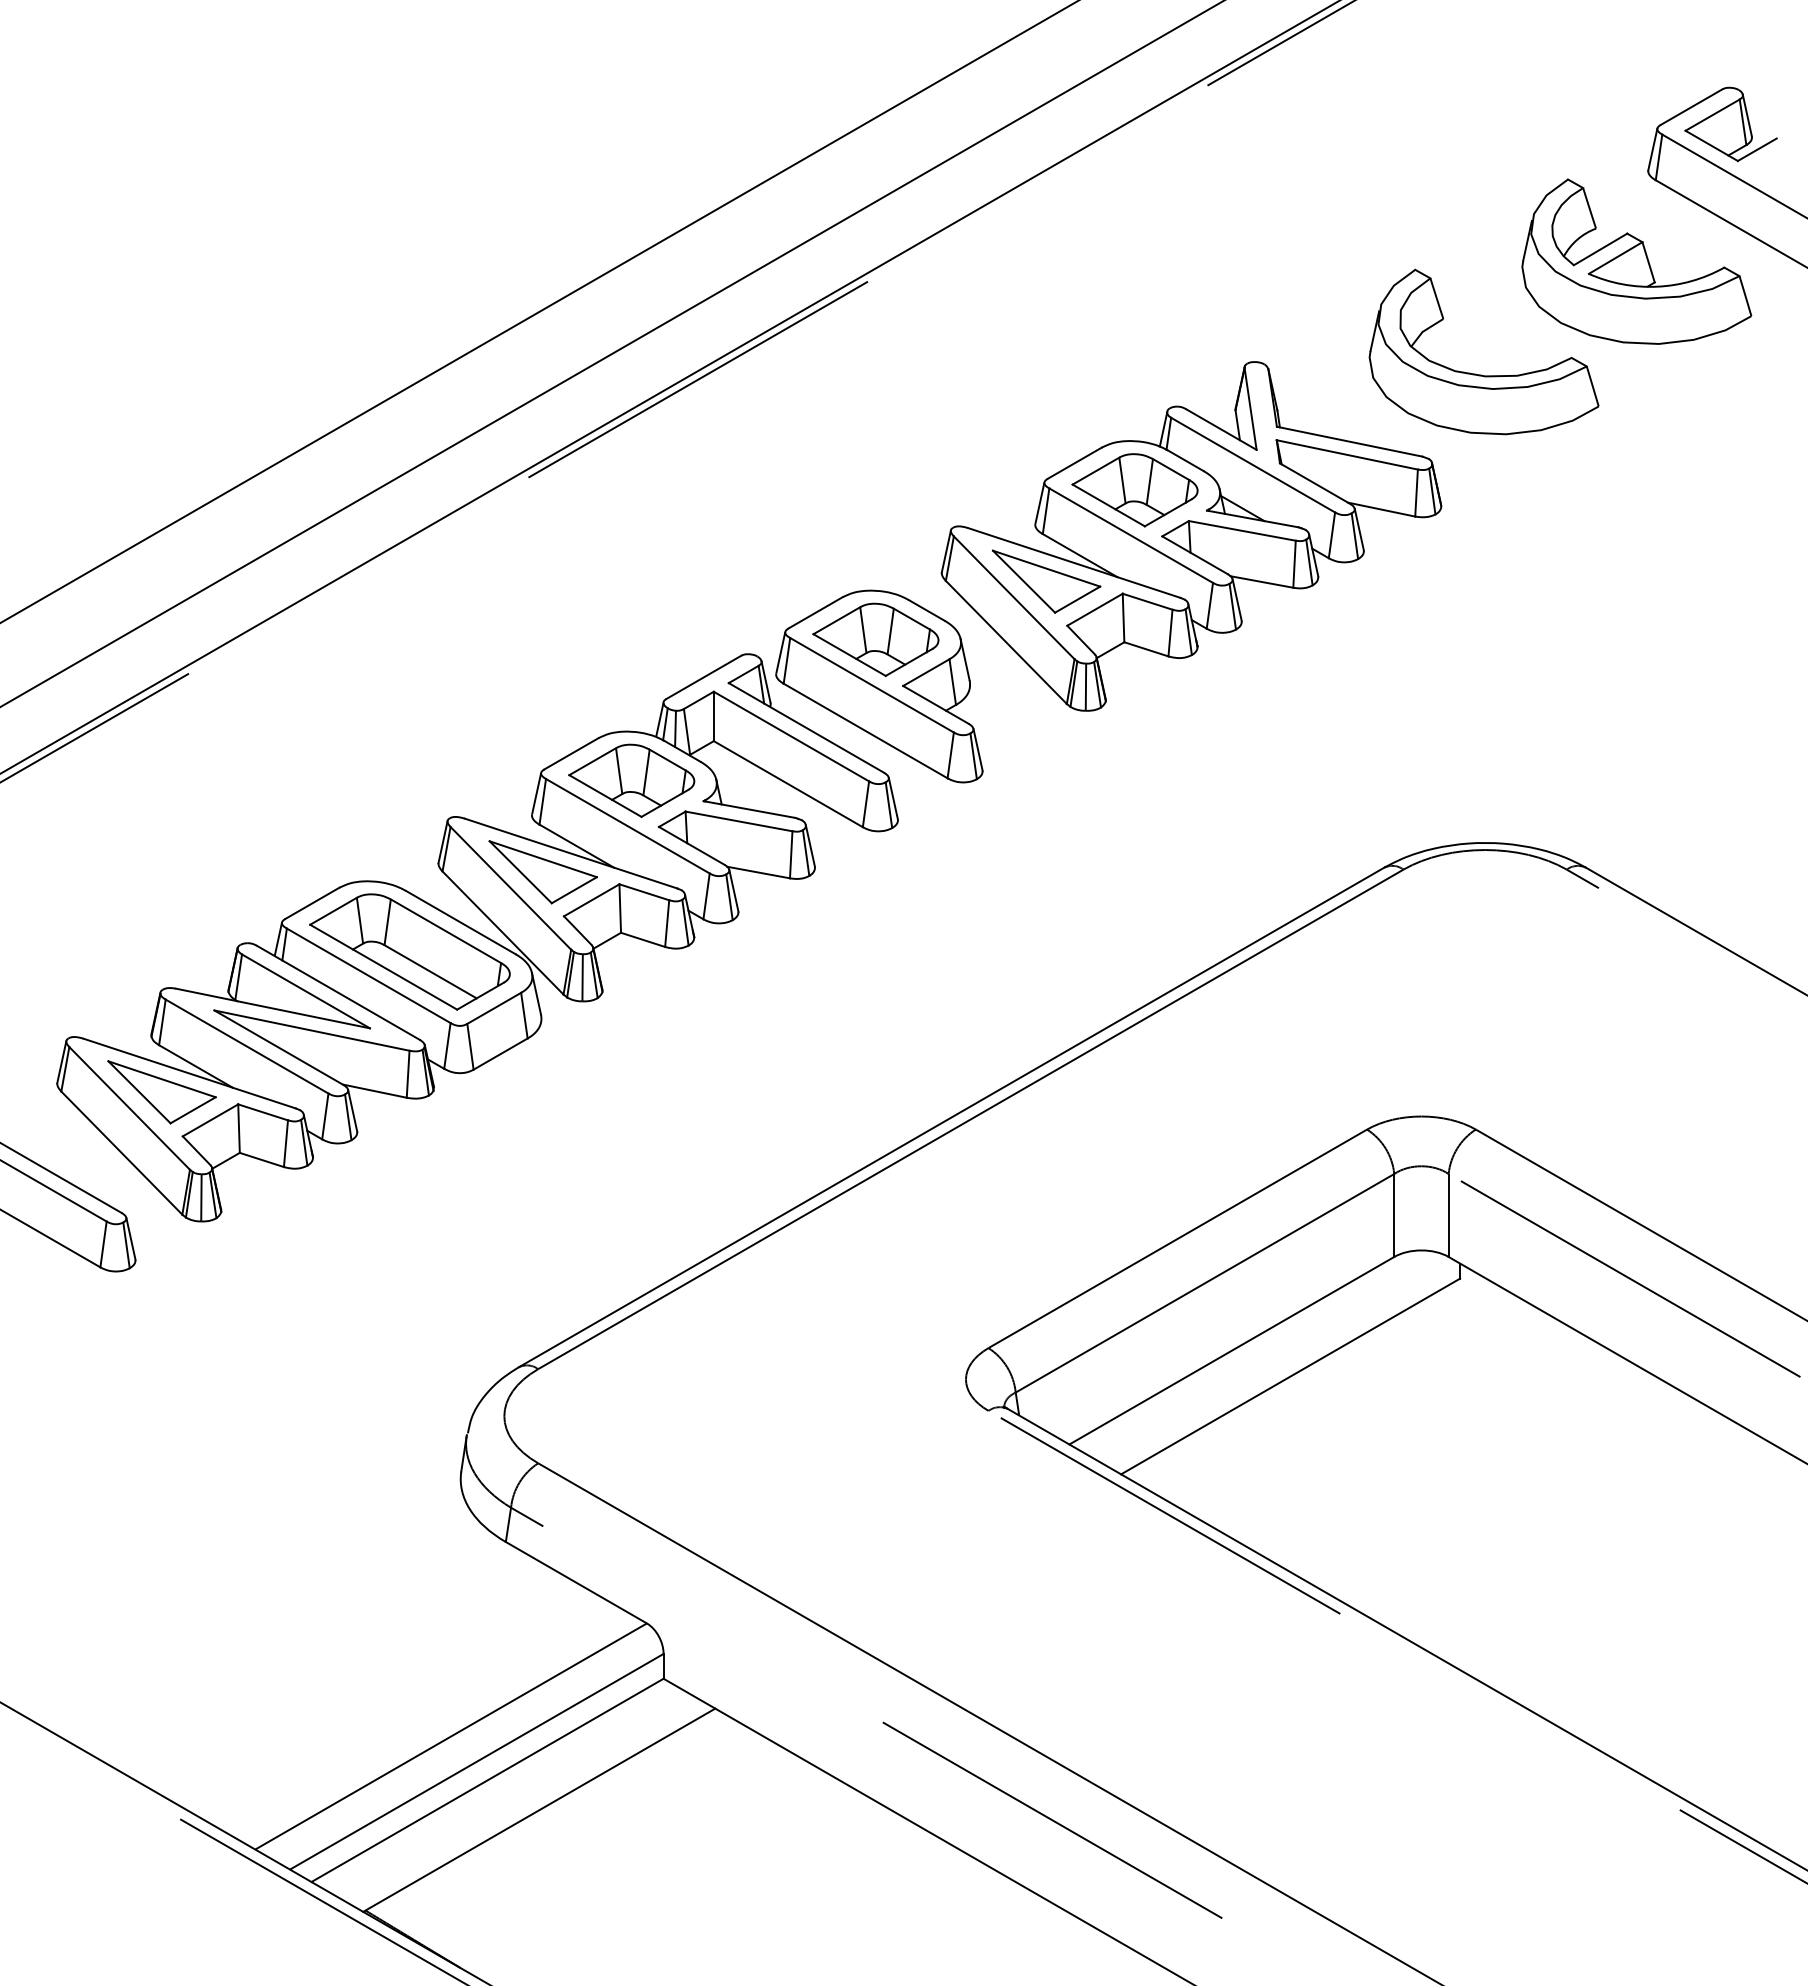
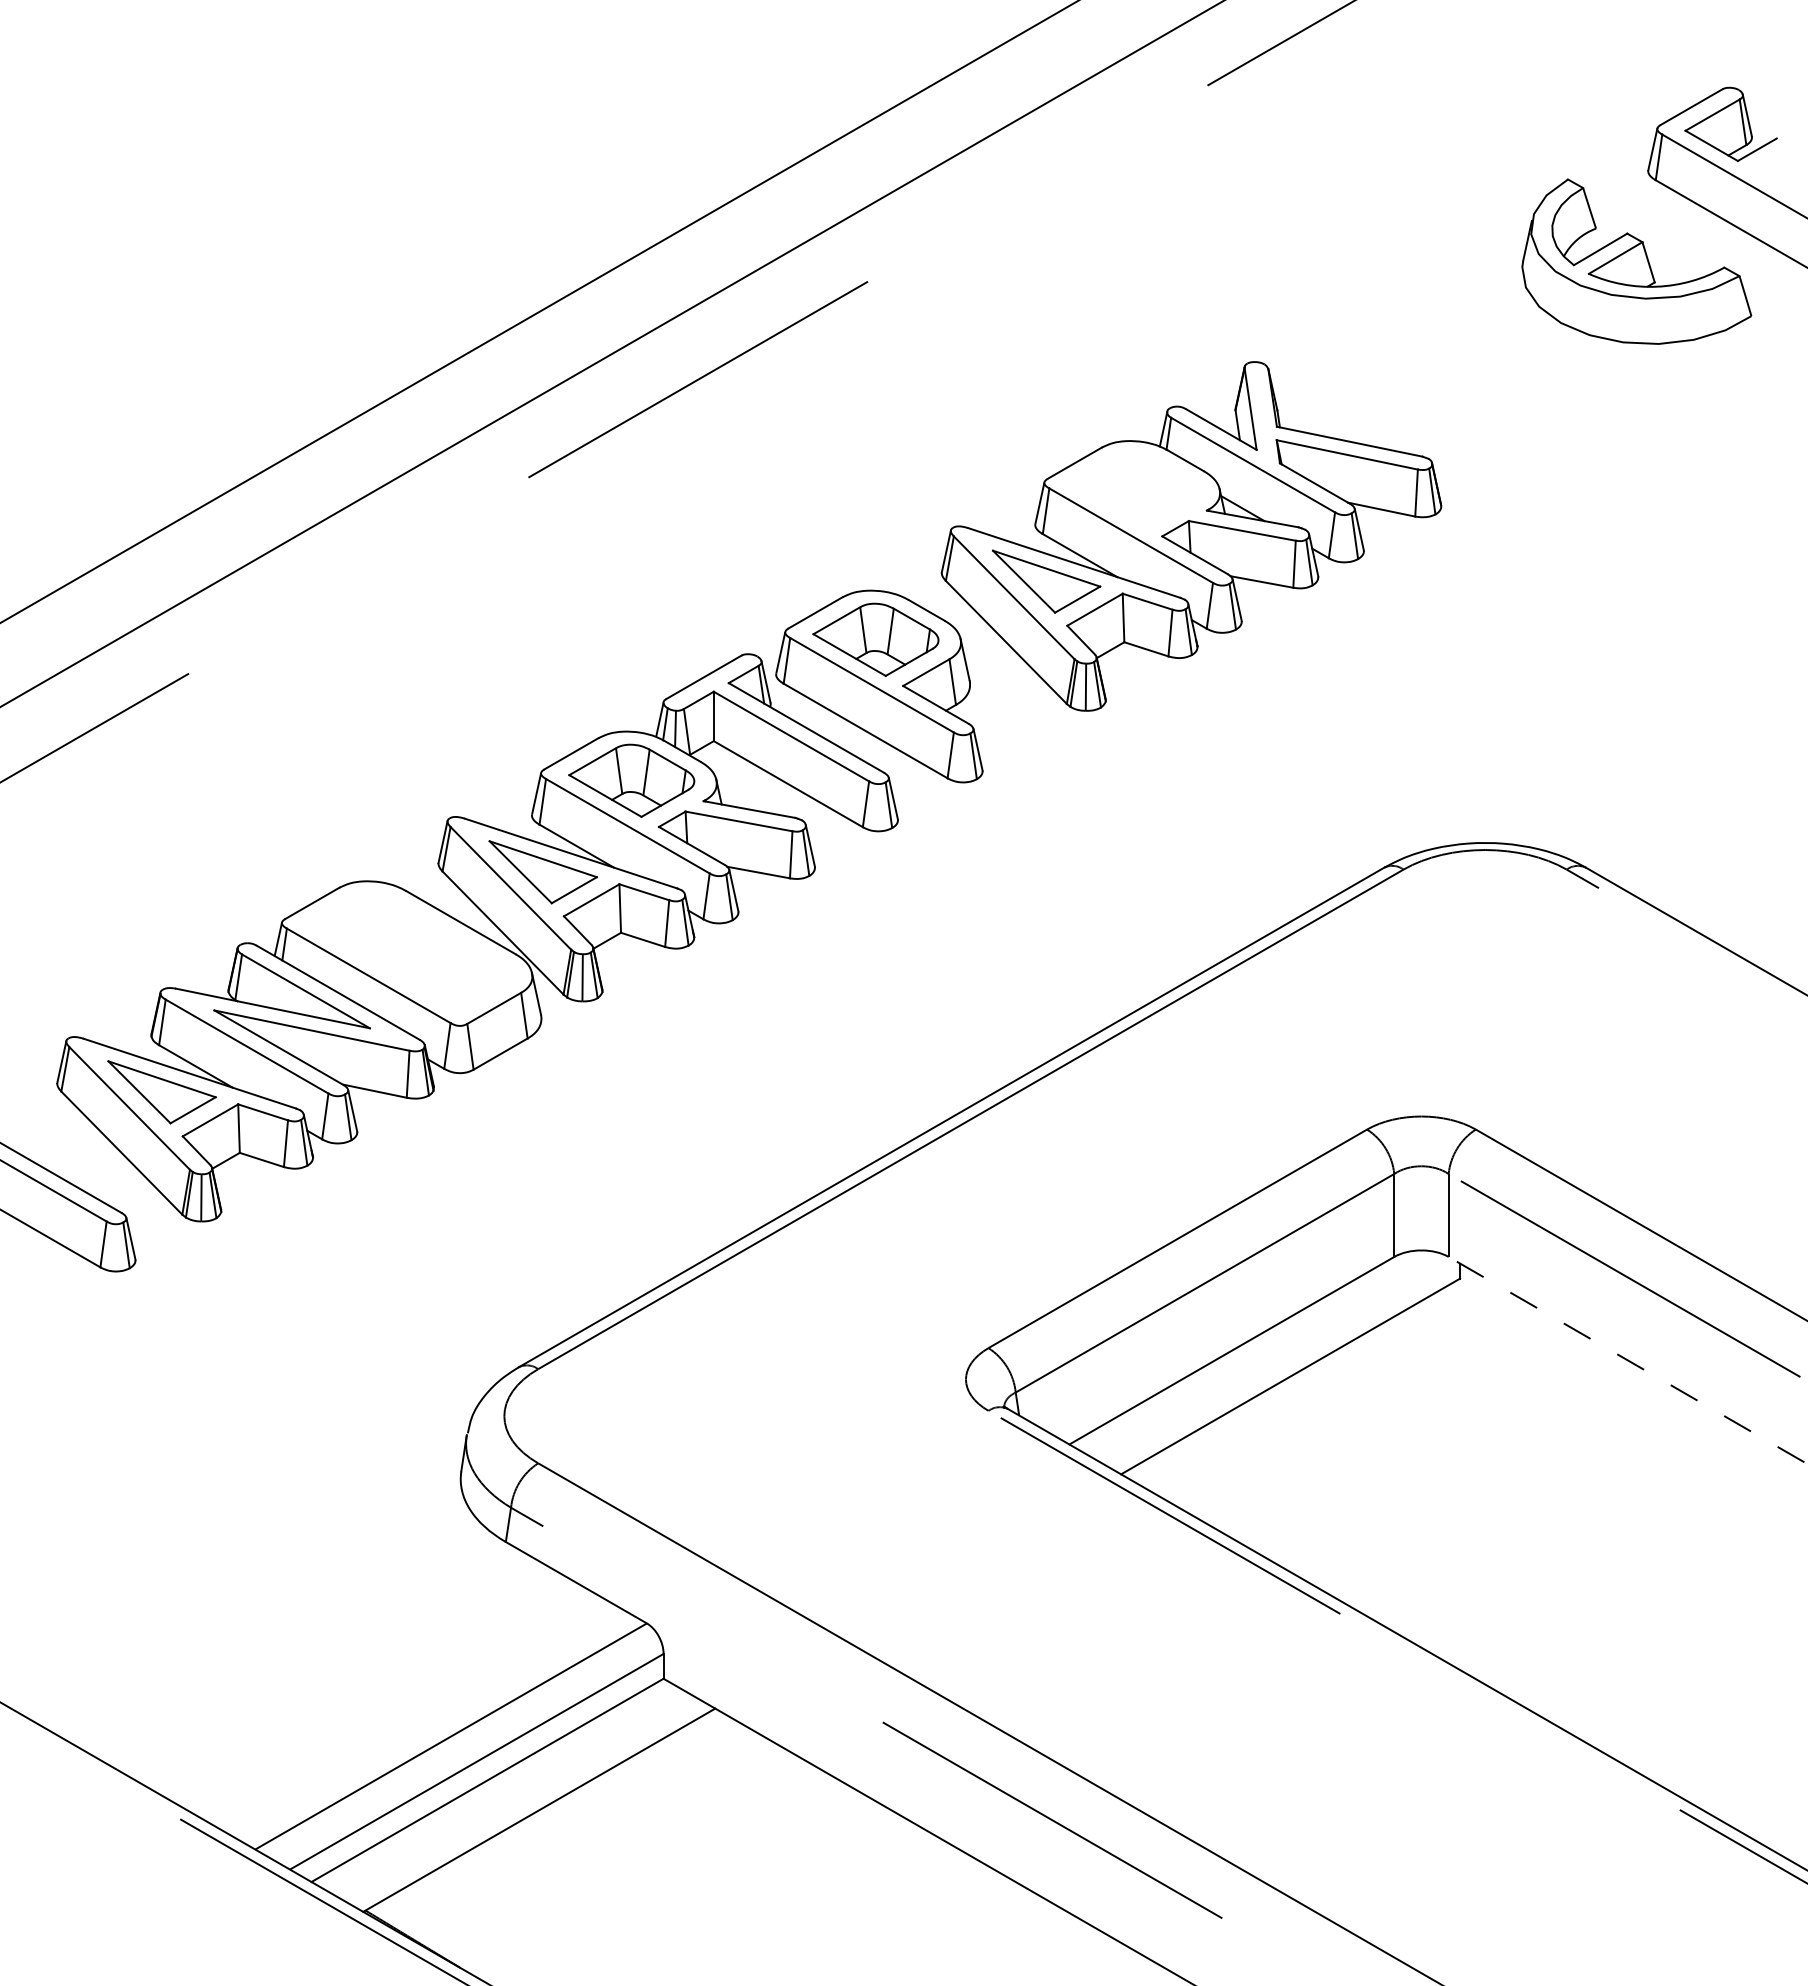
part: present -> none (1481, 374)
line: present -> none (669, 387)
part: present -> none (1134, 490)
part: present -> none (409, 951)
line: solid -> dashed (1627, 1360)
